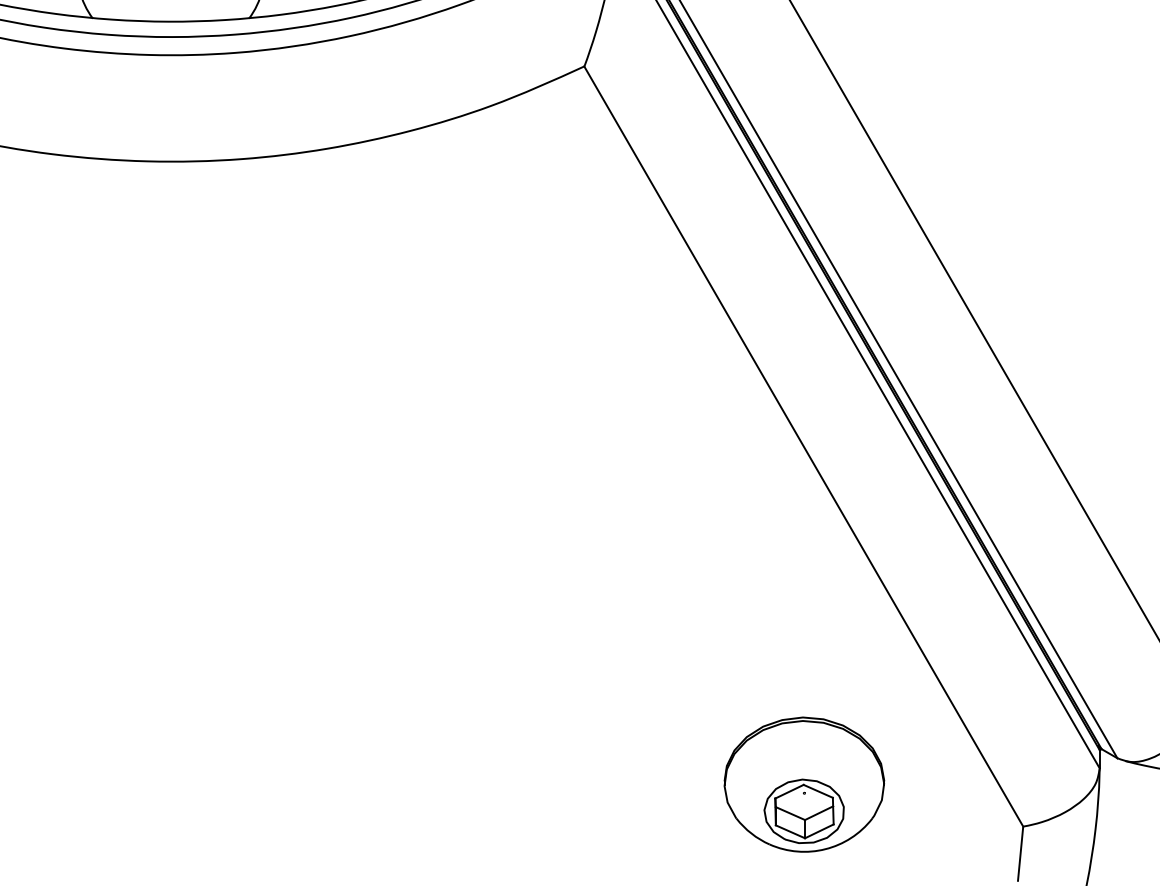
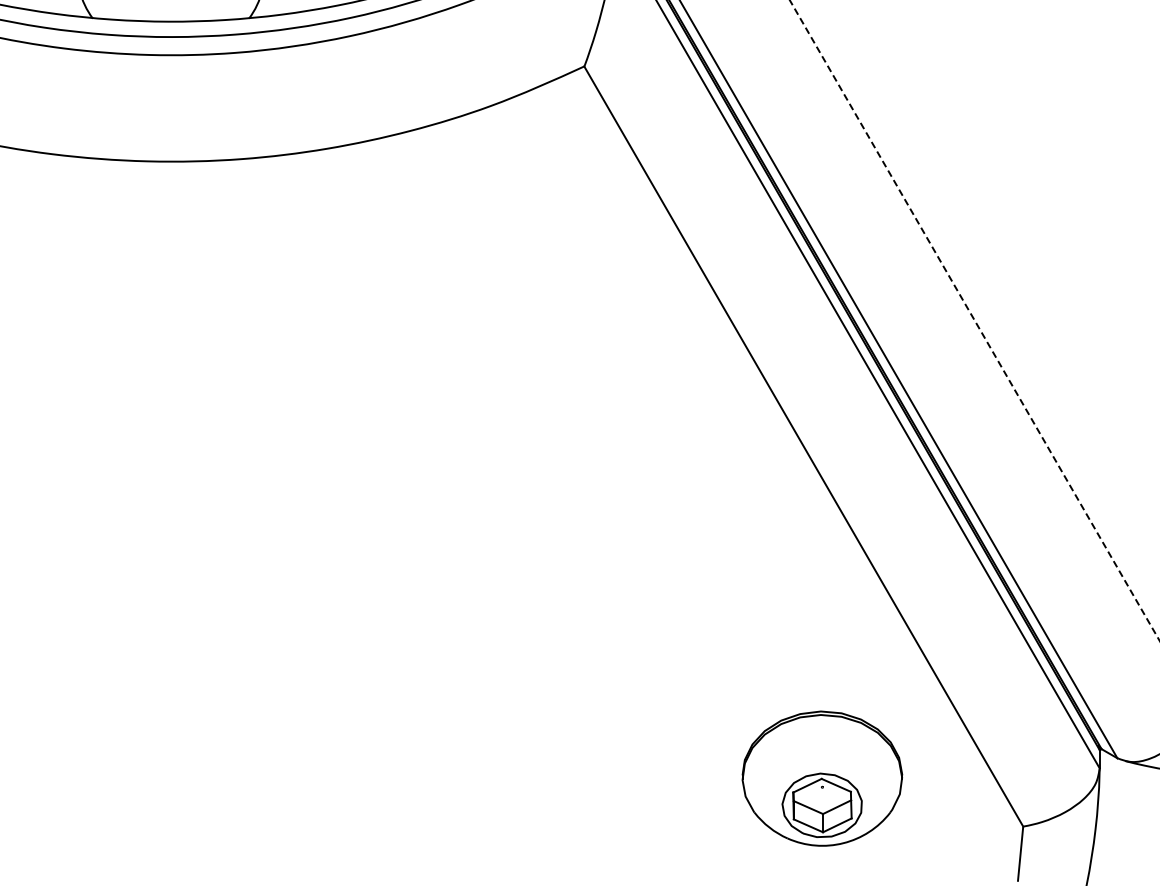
line: solid -> dashed (975, 321)
part position: (804, 784) -> (822, 778) (822, 778)
